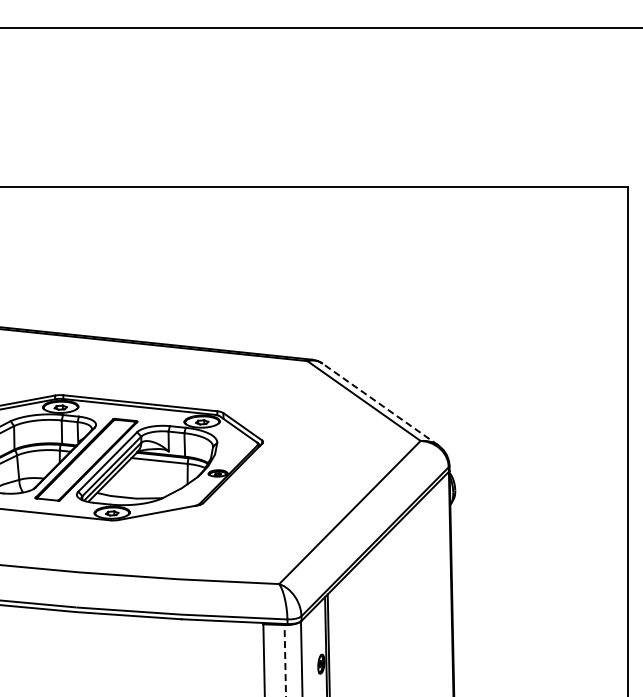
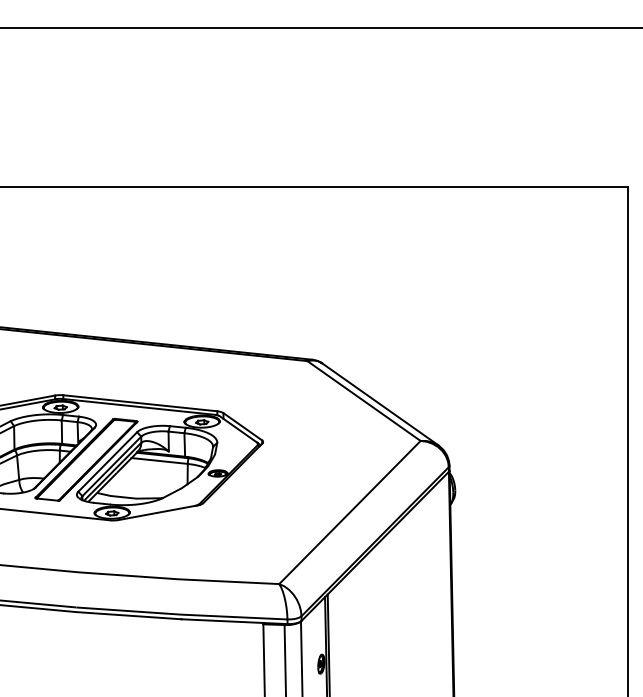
line: dashed -> solid (379, 404)
line: dashed -> solid (285, 661)
